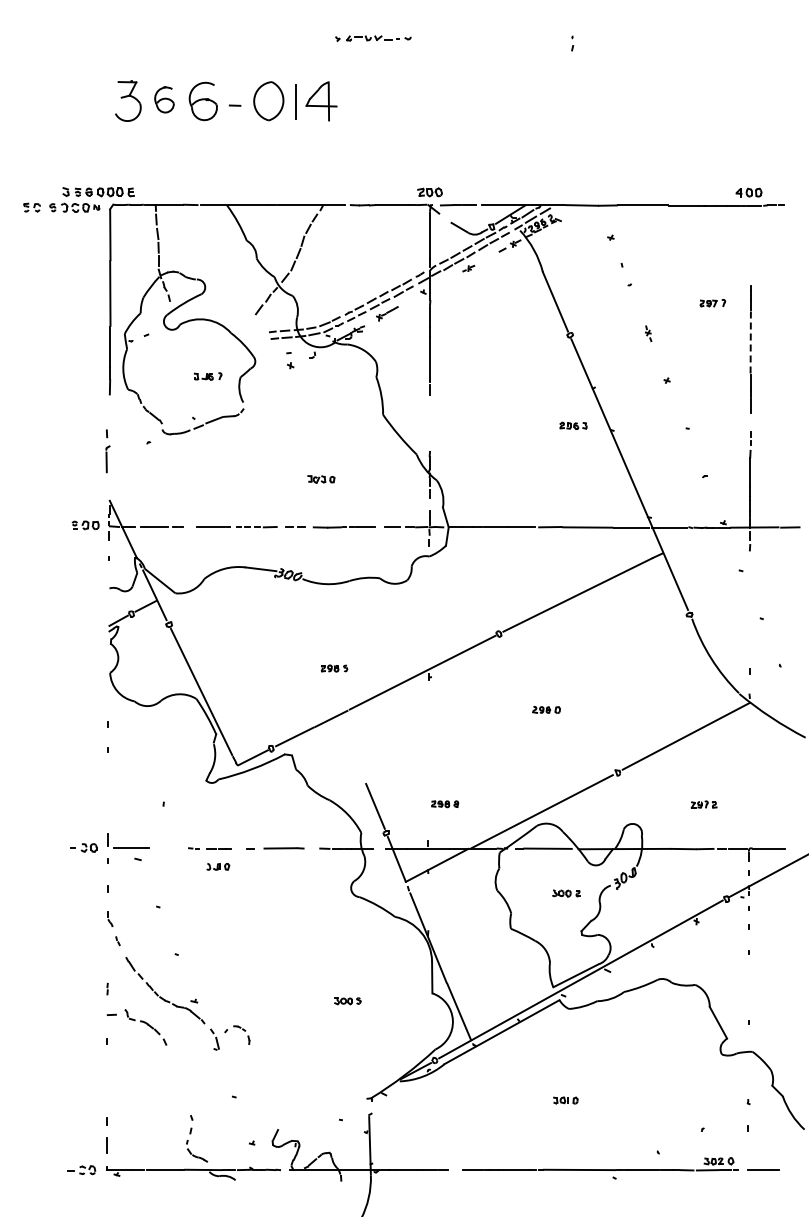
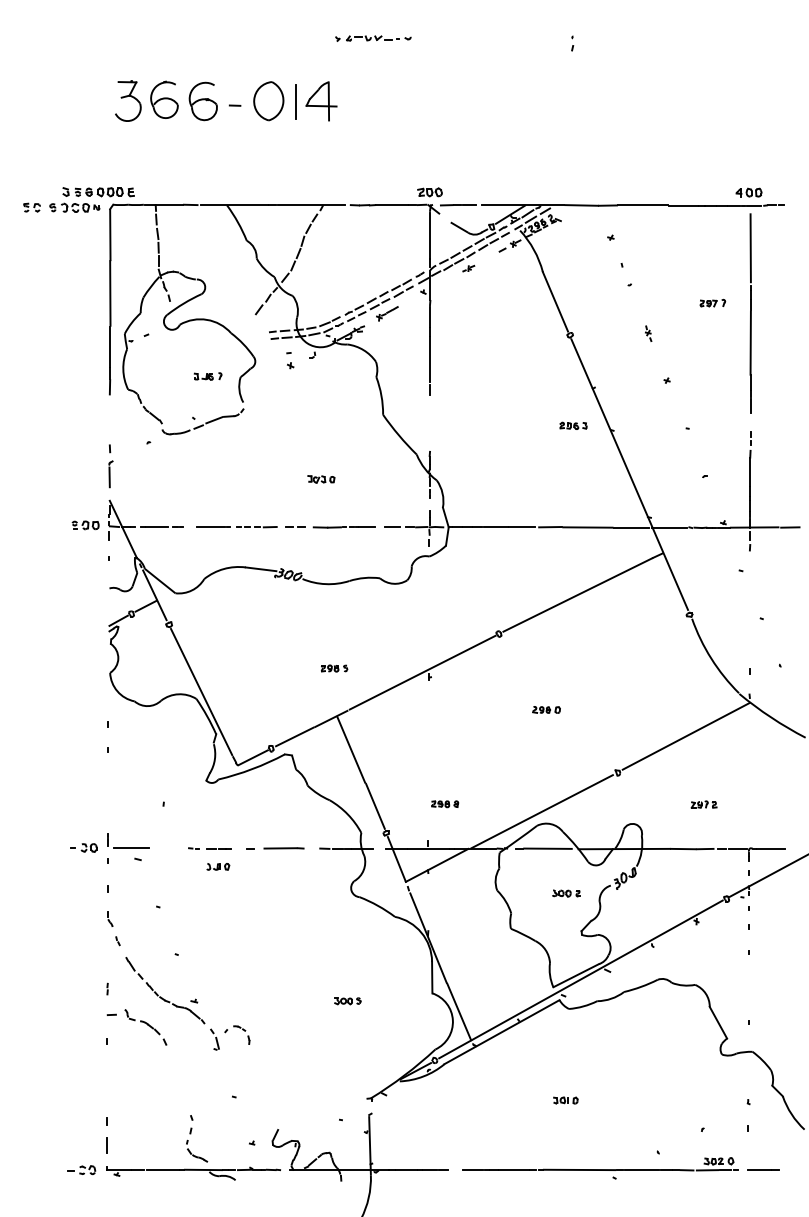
part size: 21x28 px -> 29x39 px (164, 99)
line: none -> present (750, 248)
line: dashed -> solid (750, 343)
part position: (107, 451) -> (110, 466) (110, 466)
line: none -> present (351, 749)
